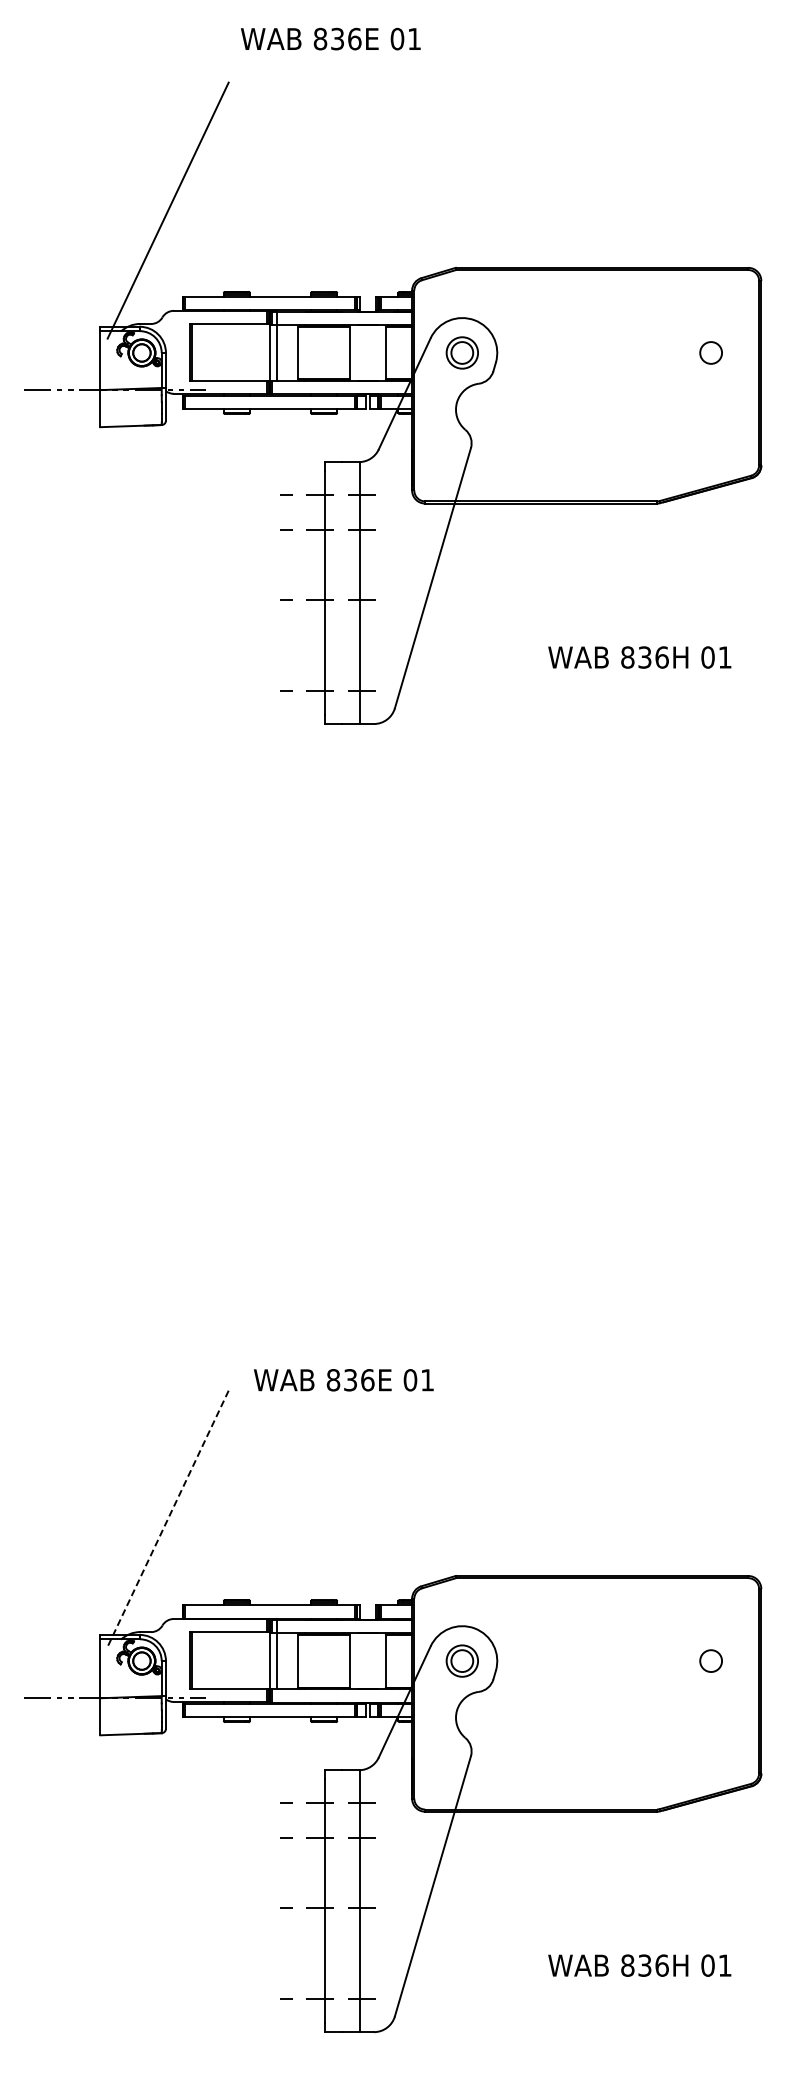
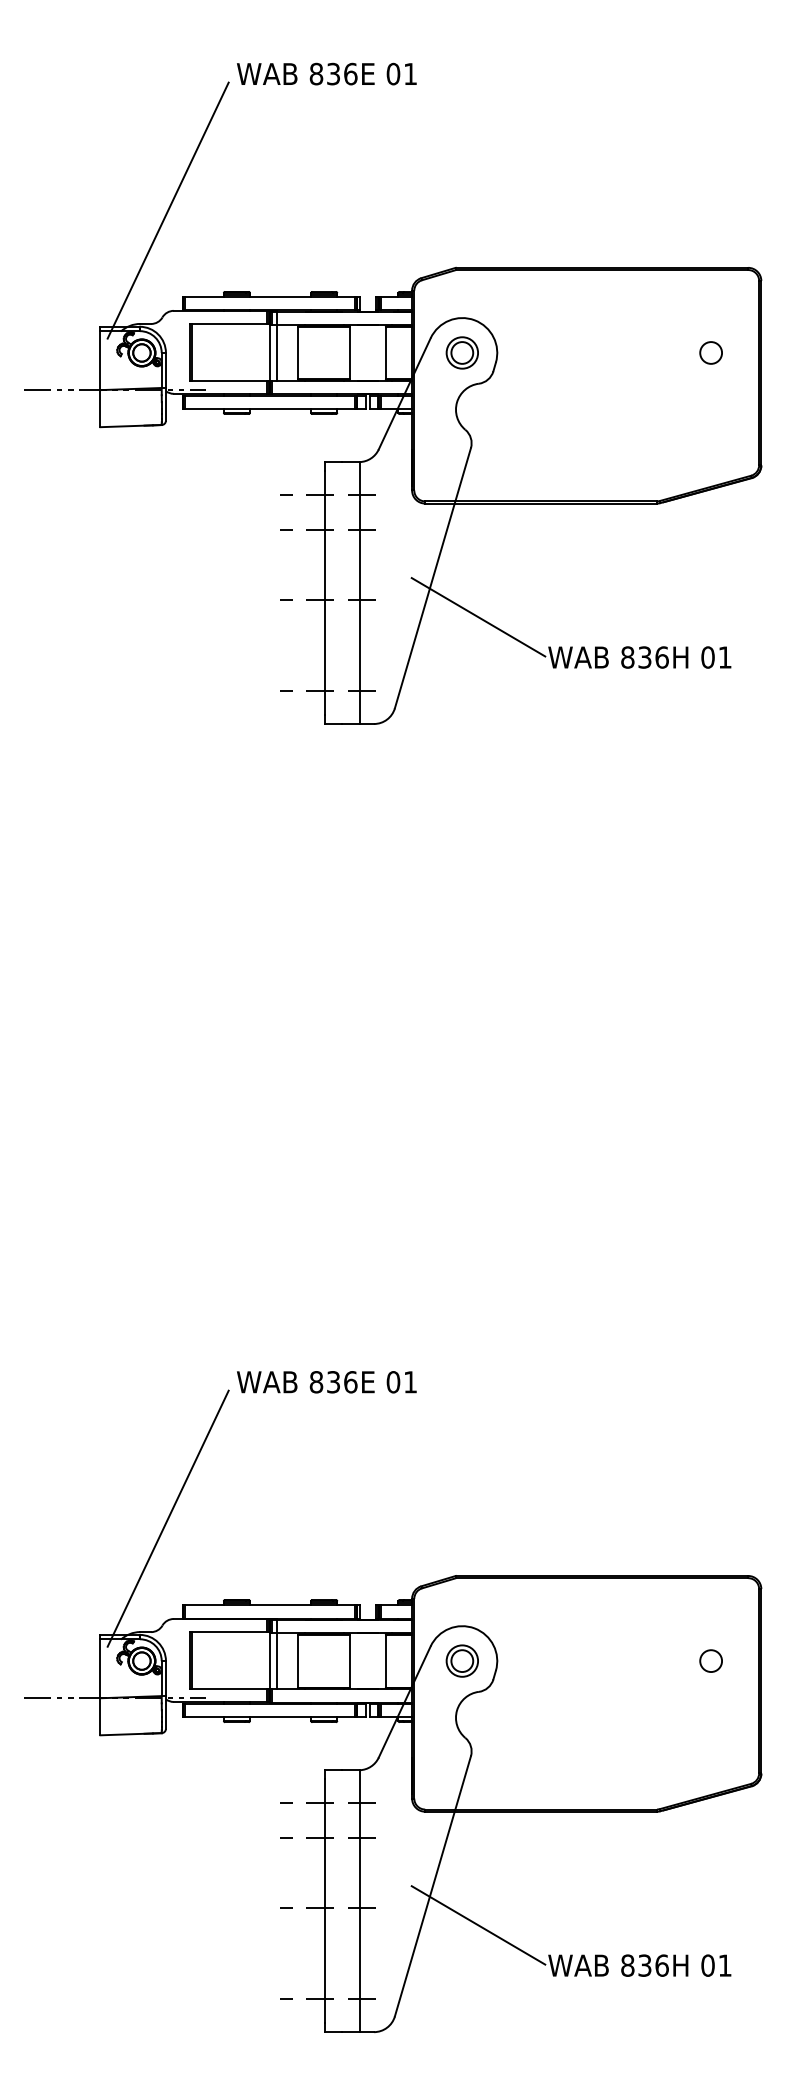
text position: (330, 38) -> (326, 73) (326, 73)
line: none -> present (478, 617)
text position: (343, 1380) -> (326, 1382) (326, 1382)
line: dashed -> solid (168, 1518)
line: none -> present (478, 1925)
